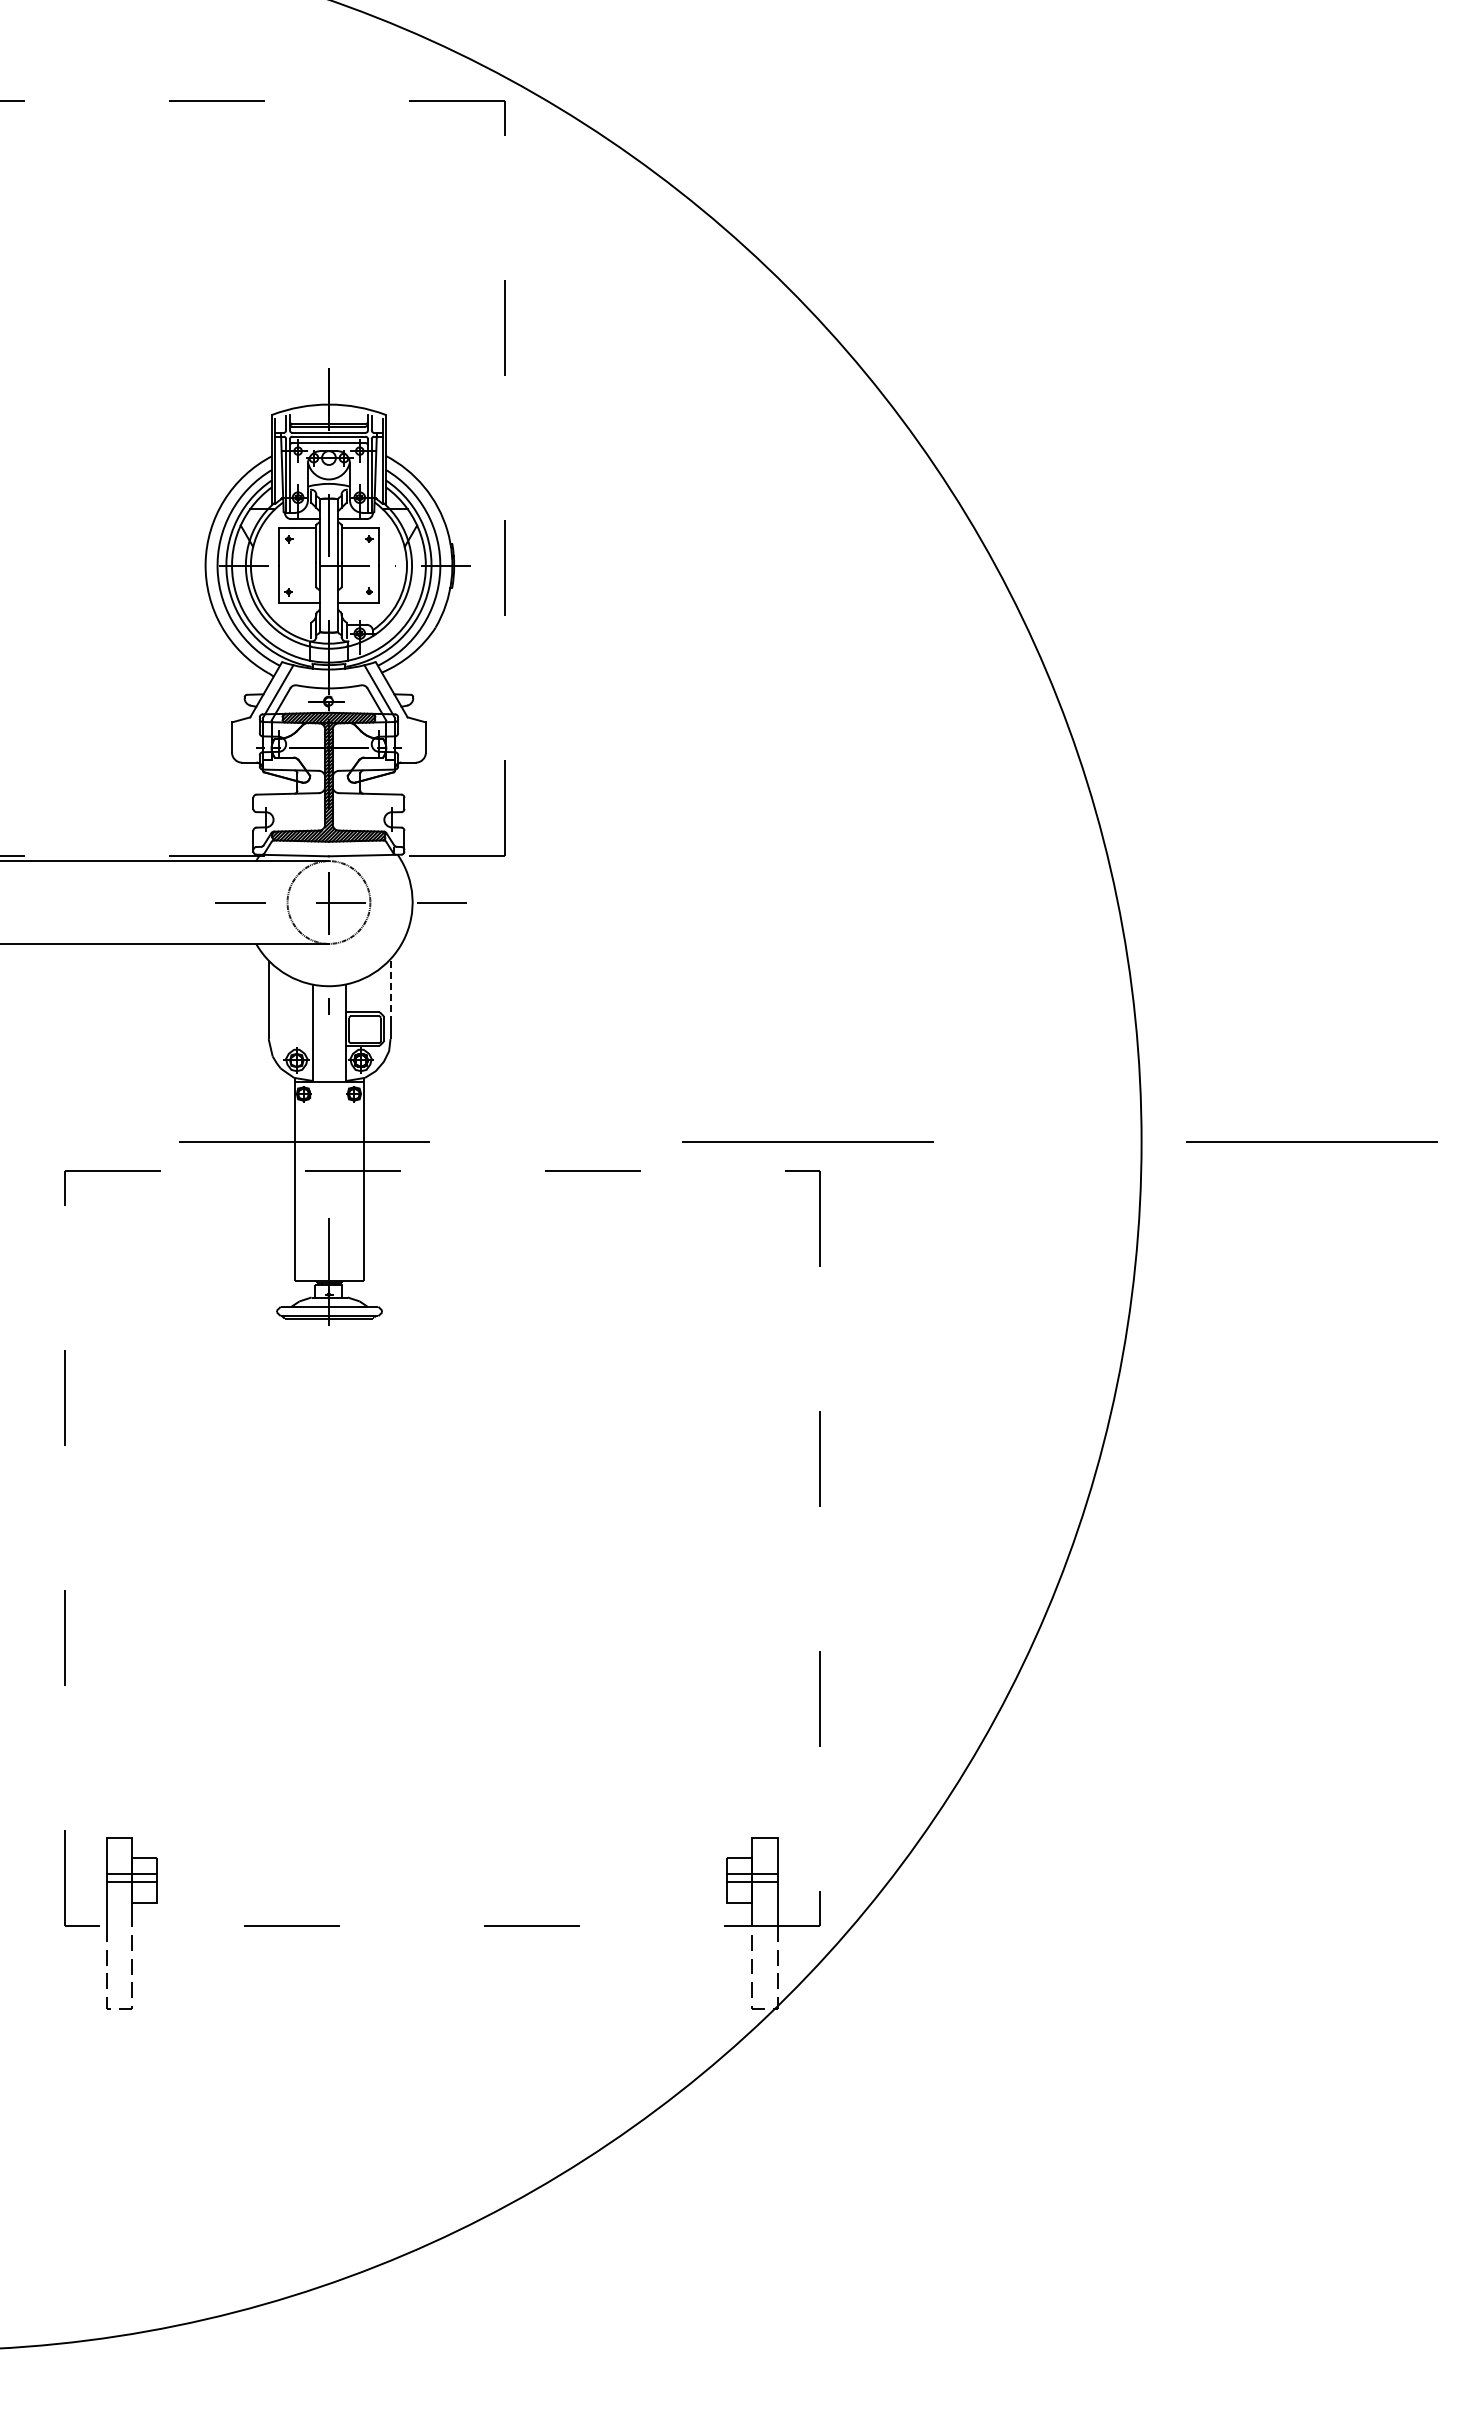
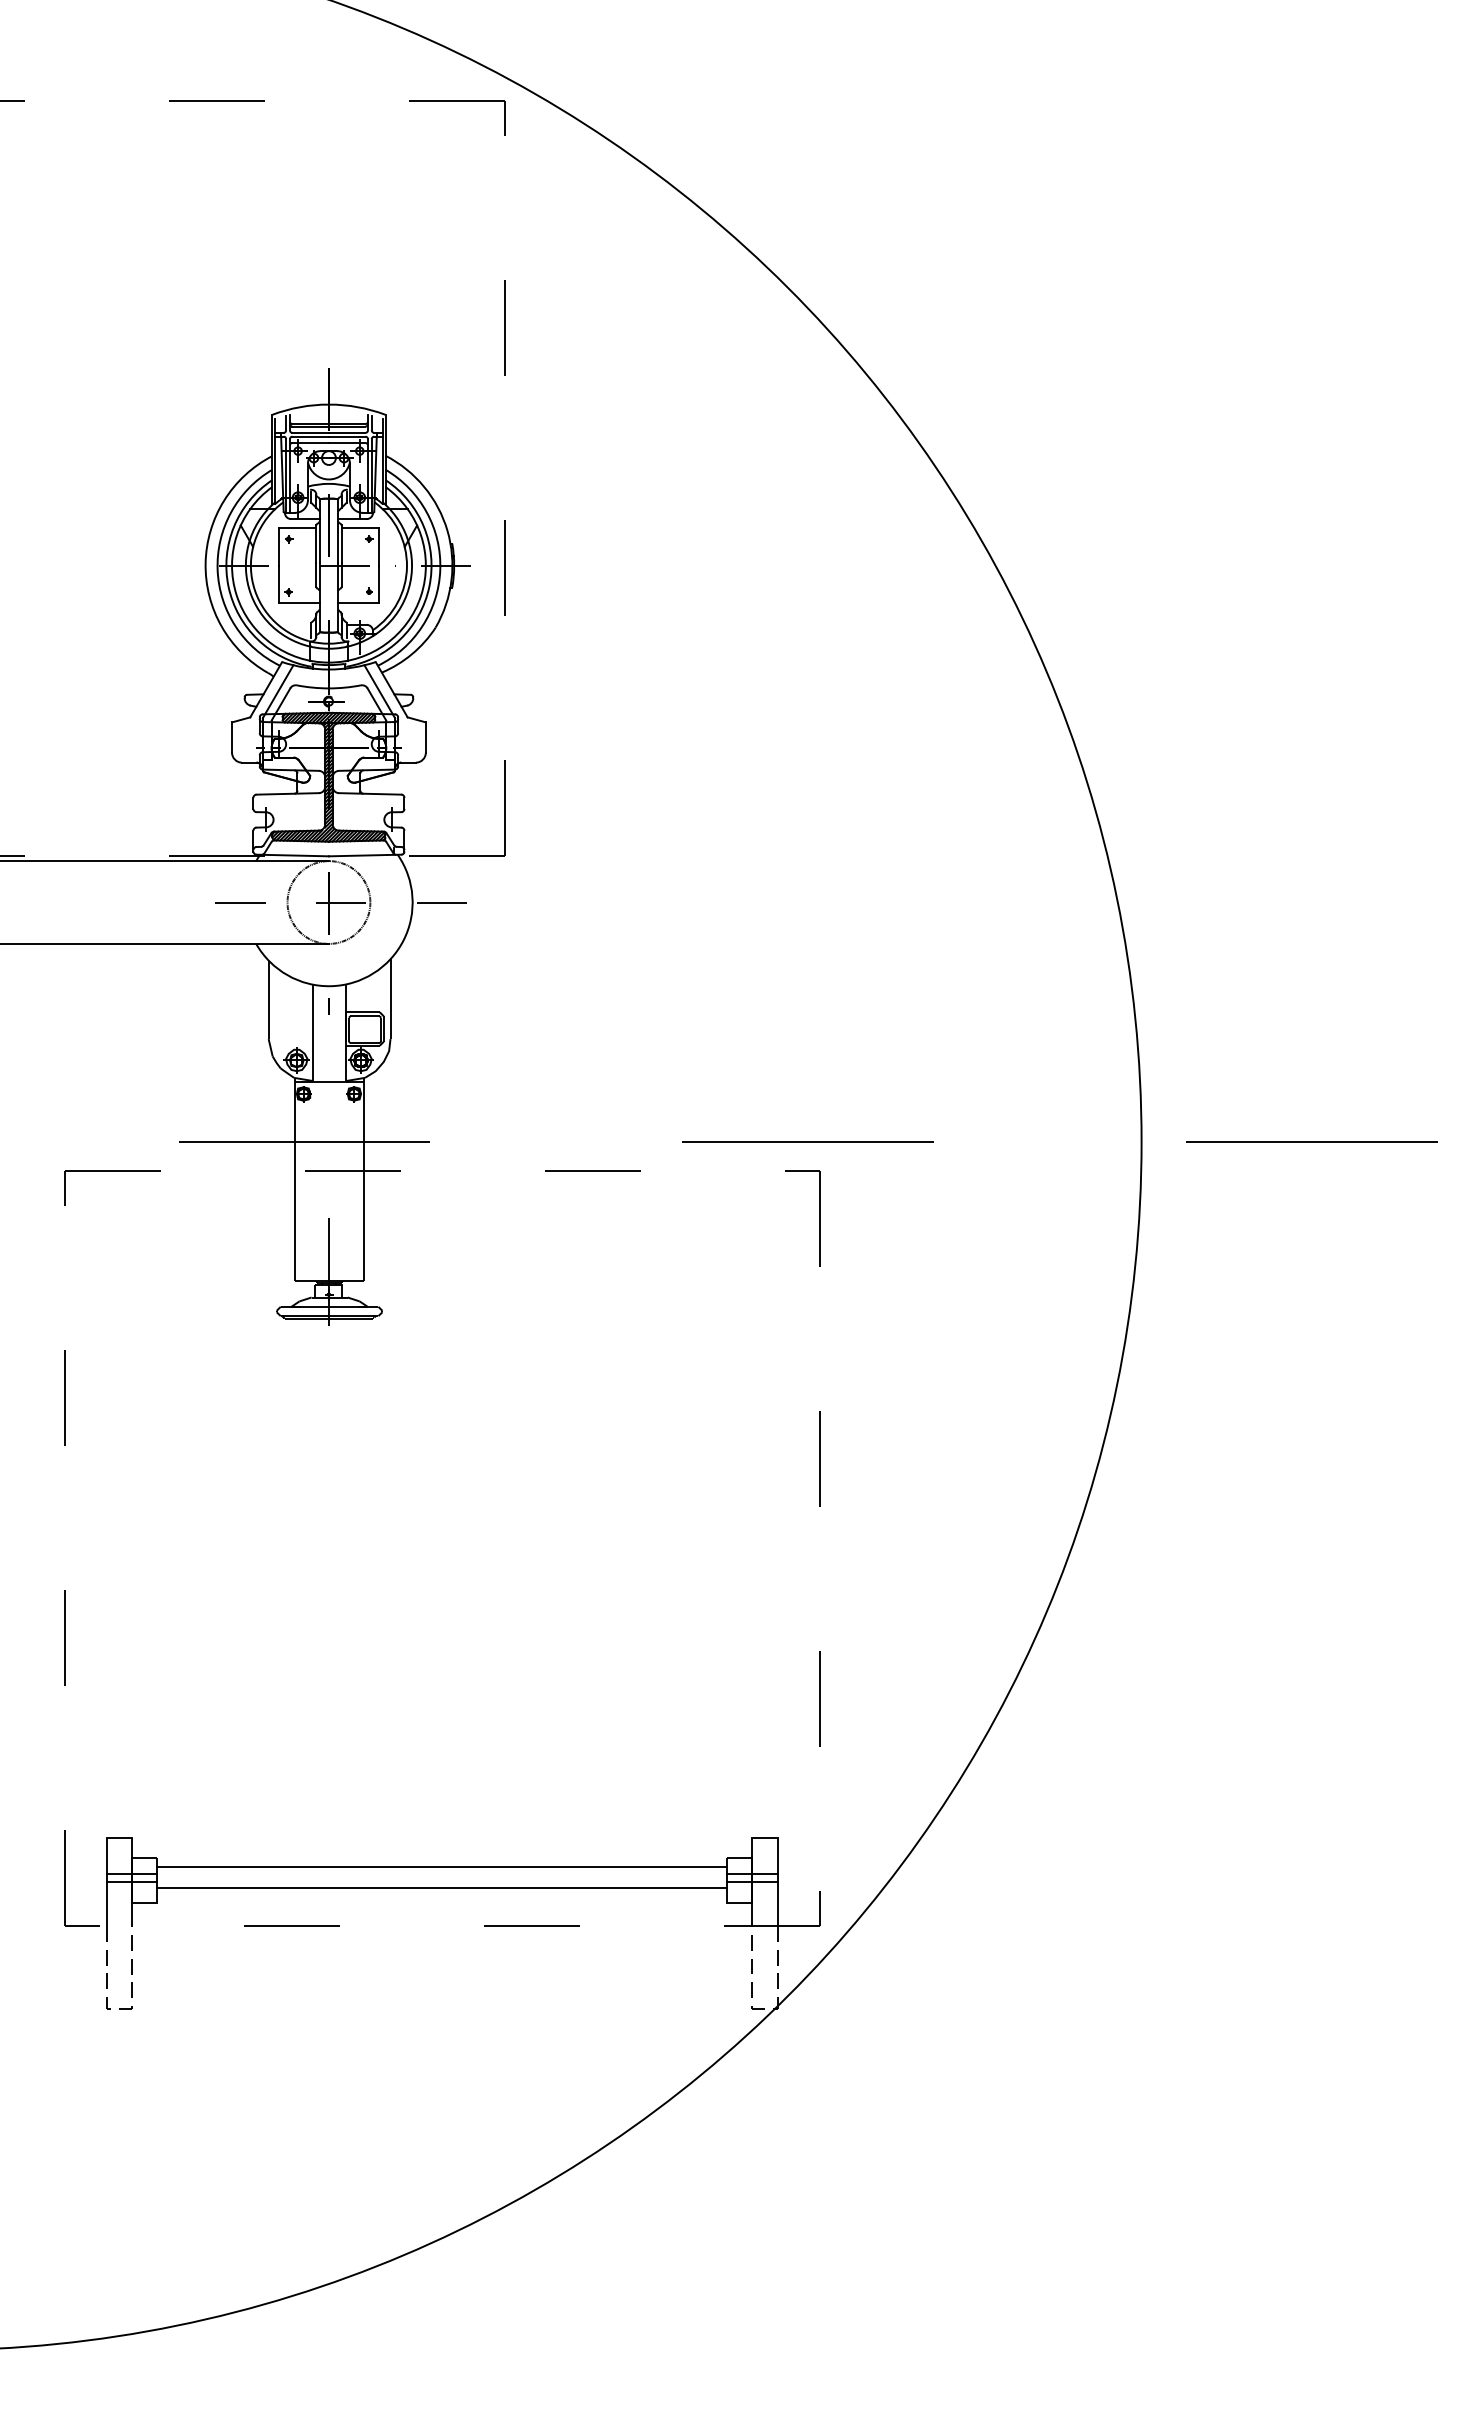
line: dashed -> solid (390, 991)
line: none -> present (442, 1867)
line: none -> present (442, 1888)
